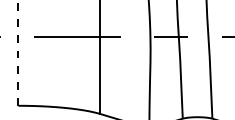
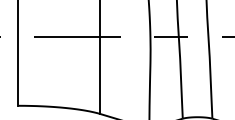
line: dashed -> solid (18, 52)
